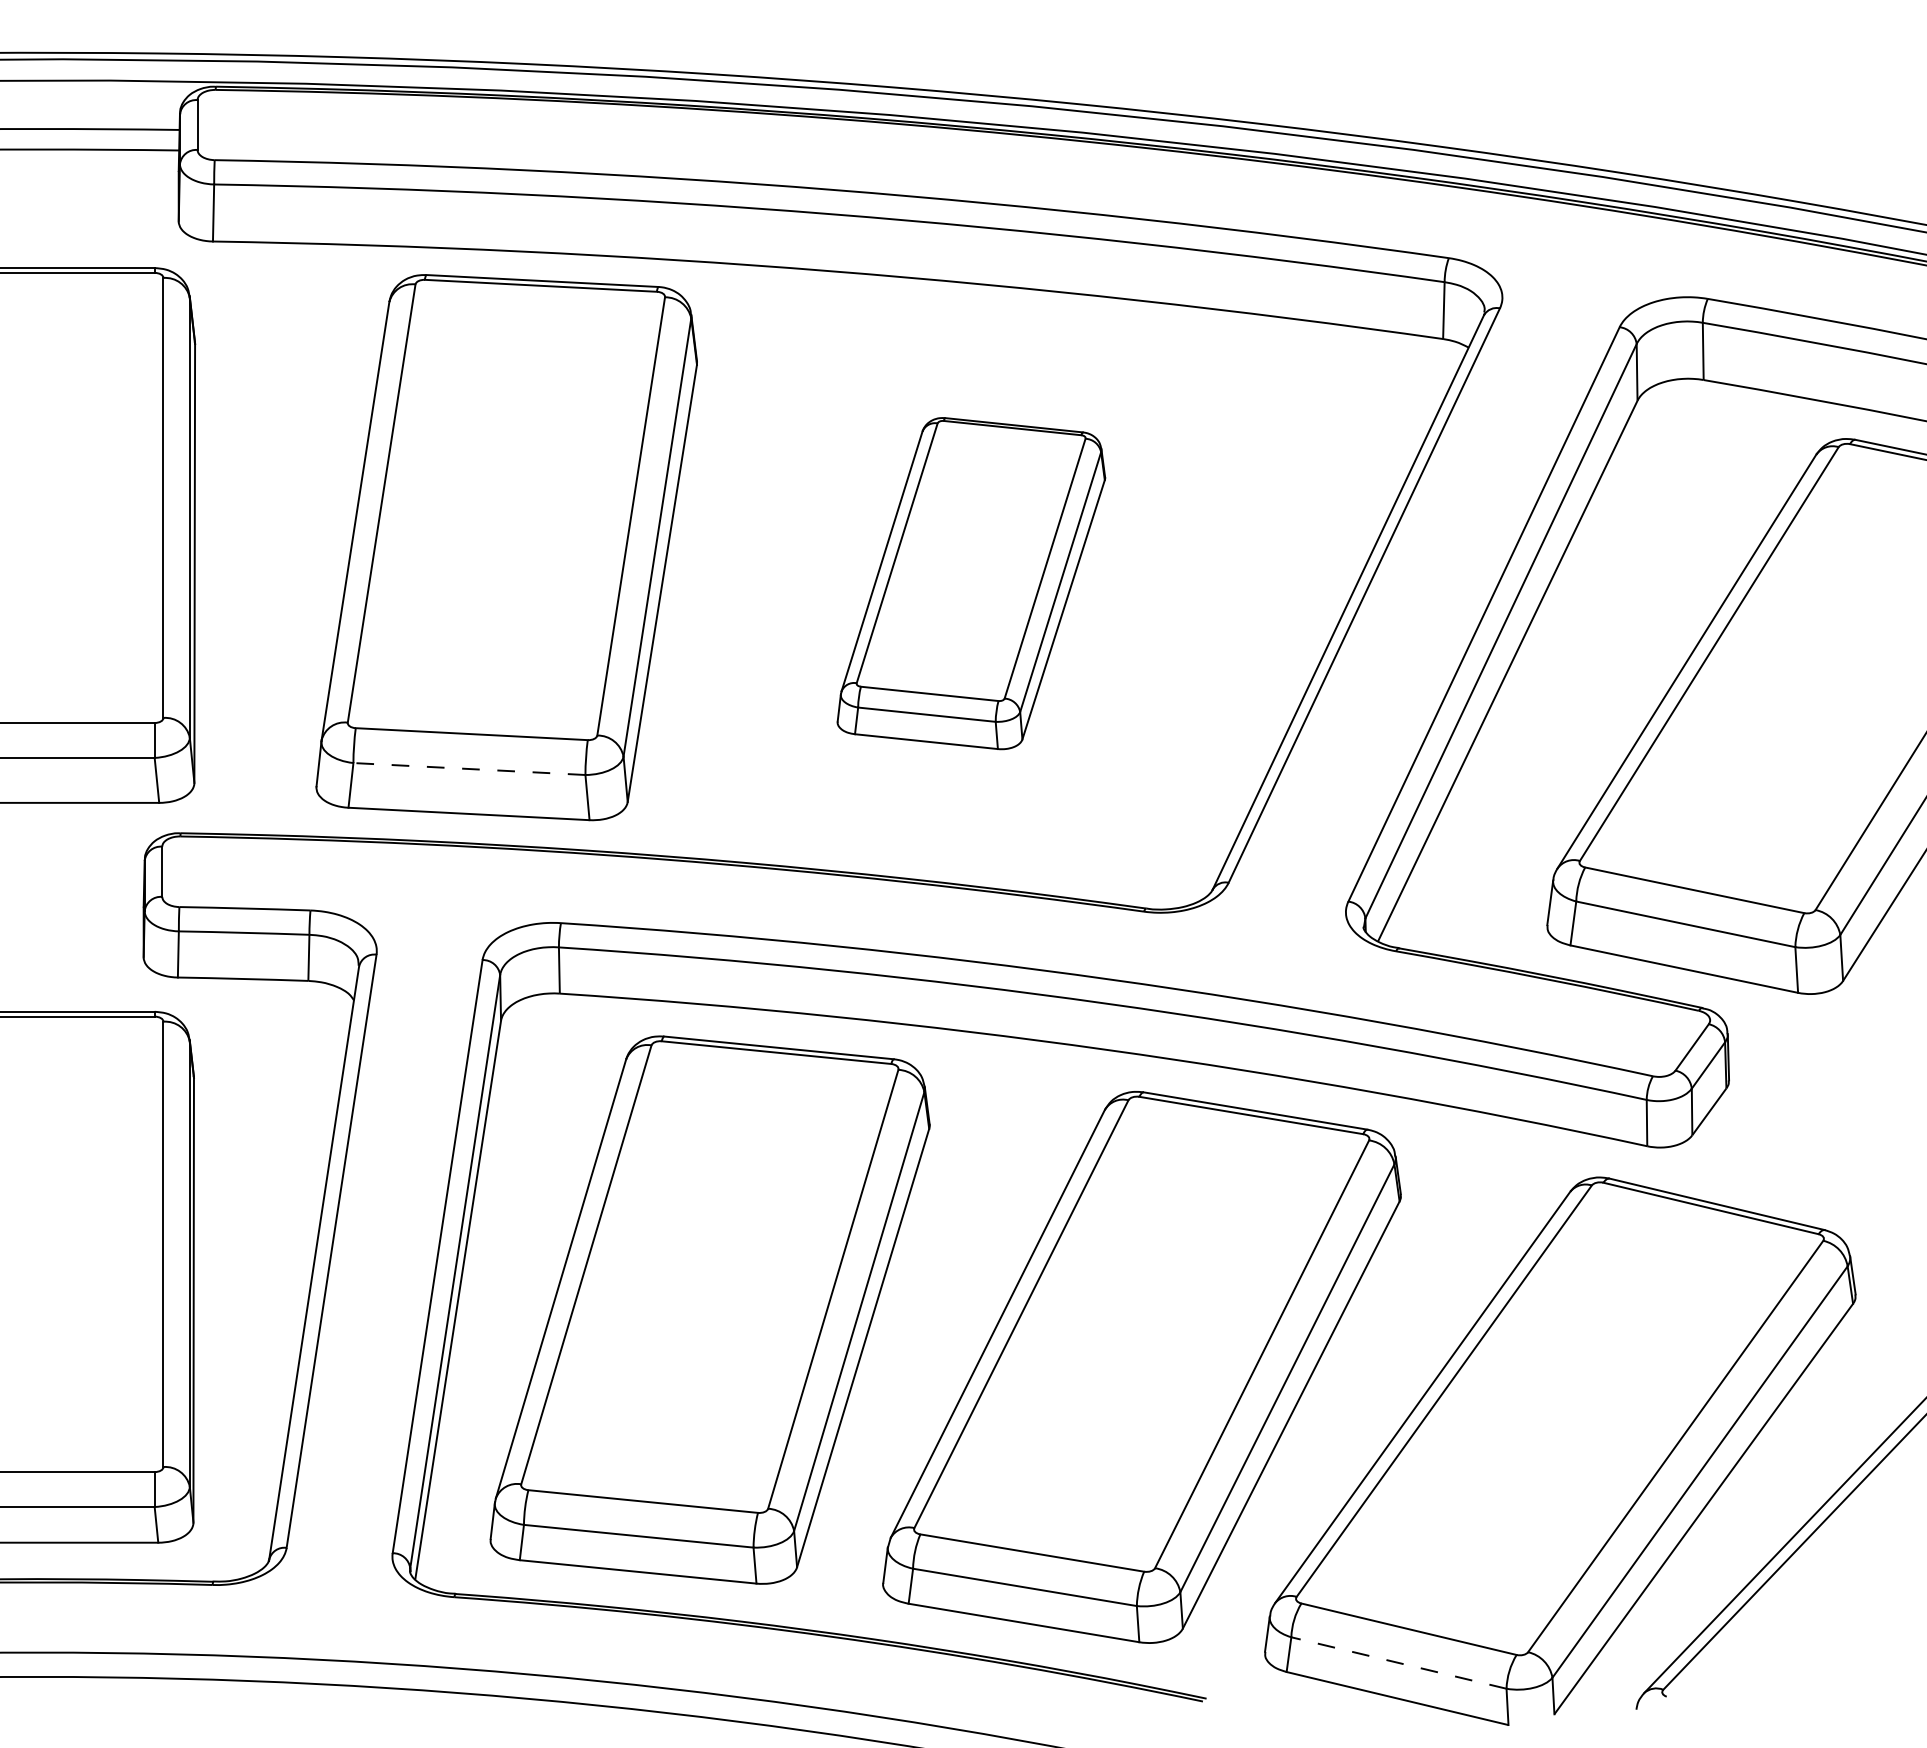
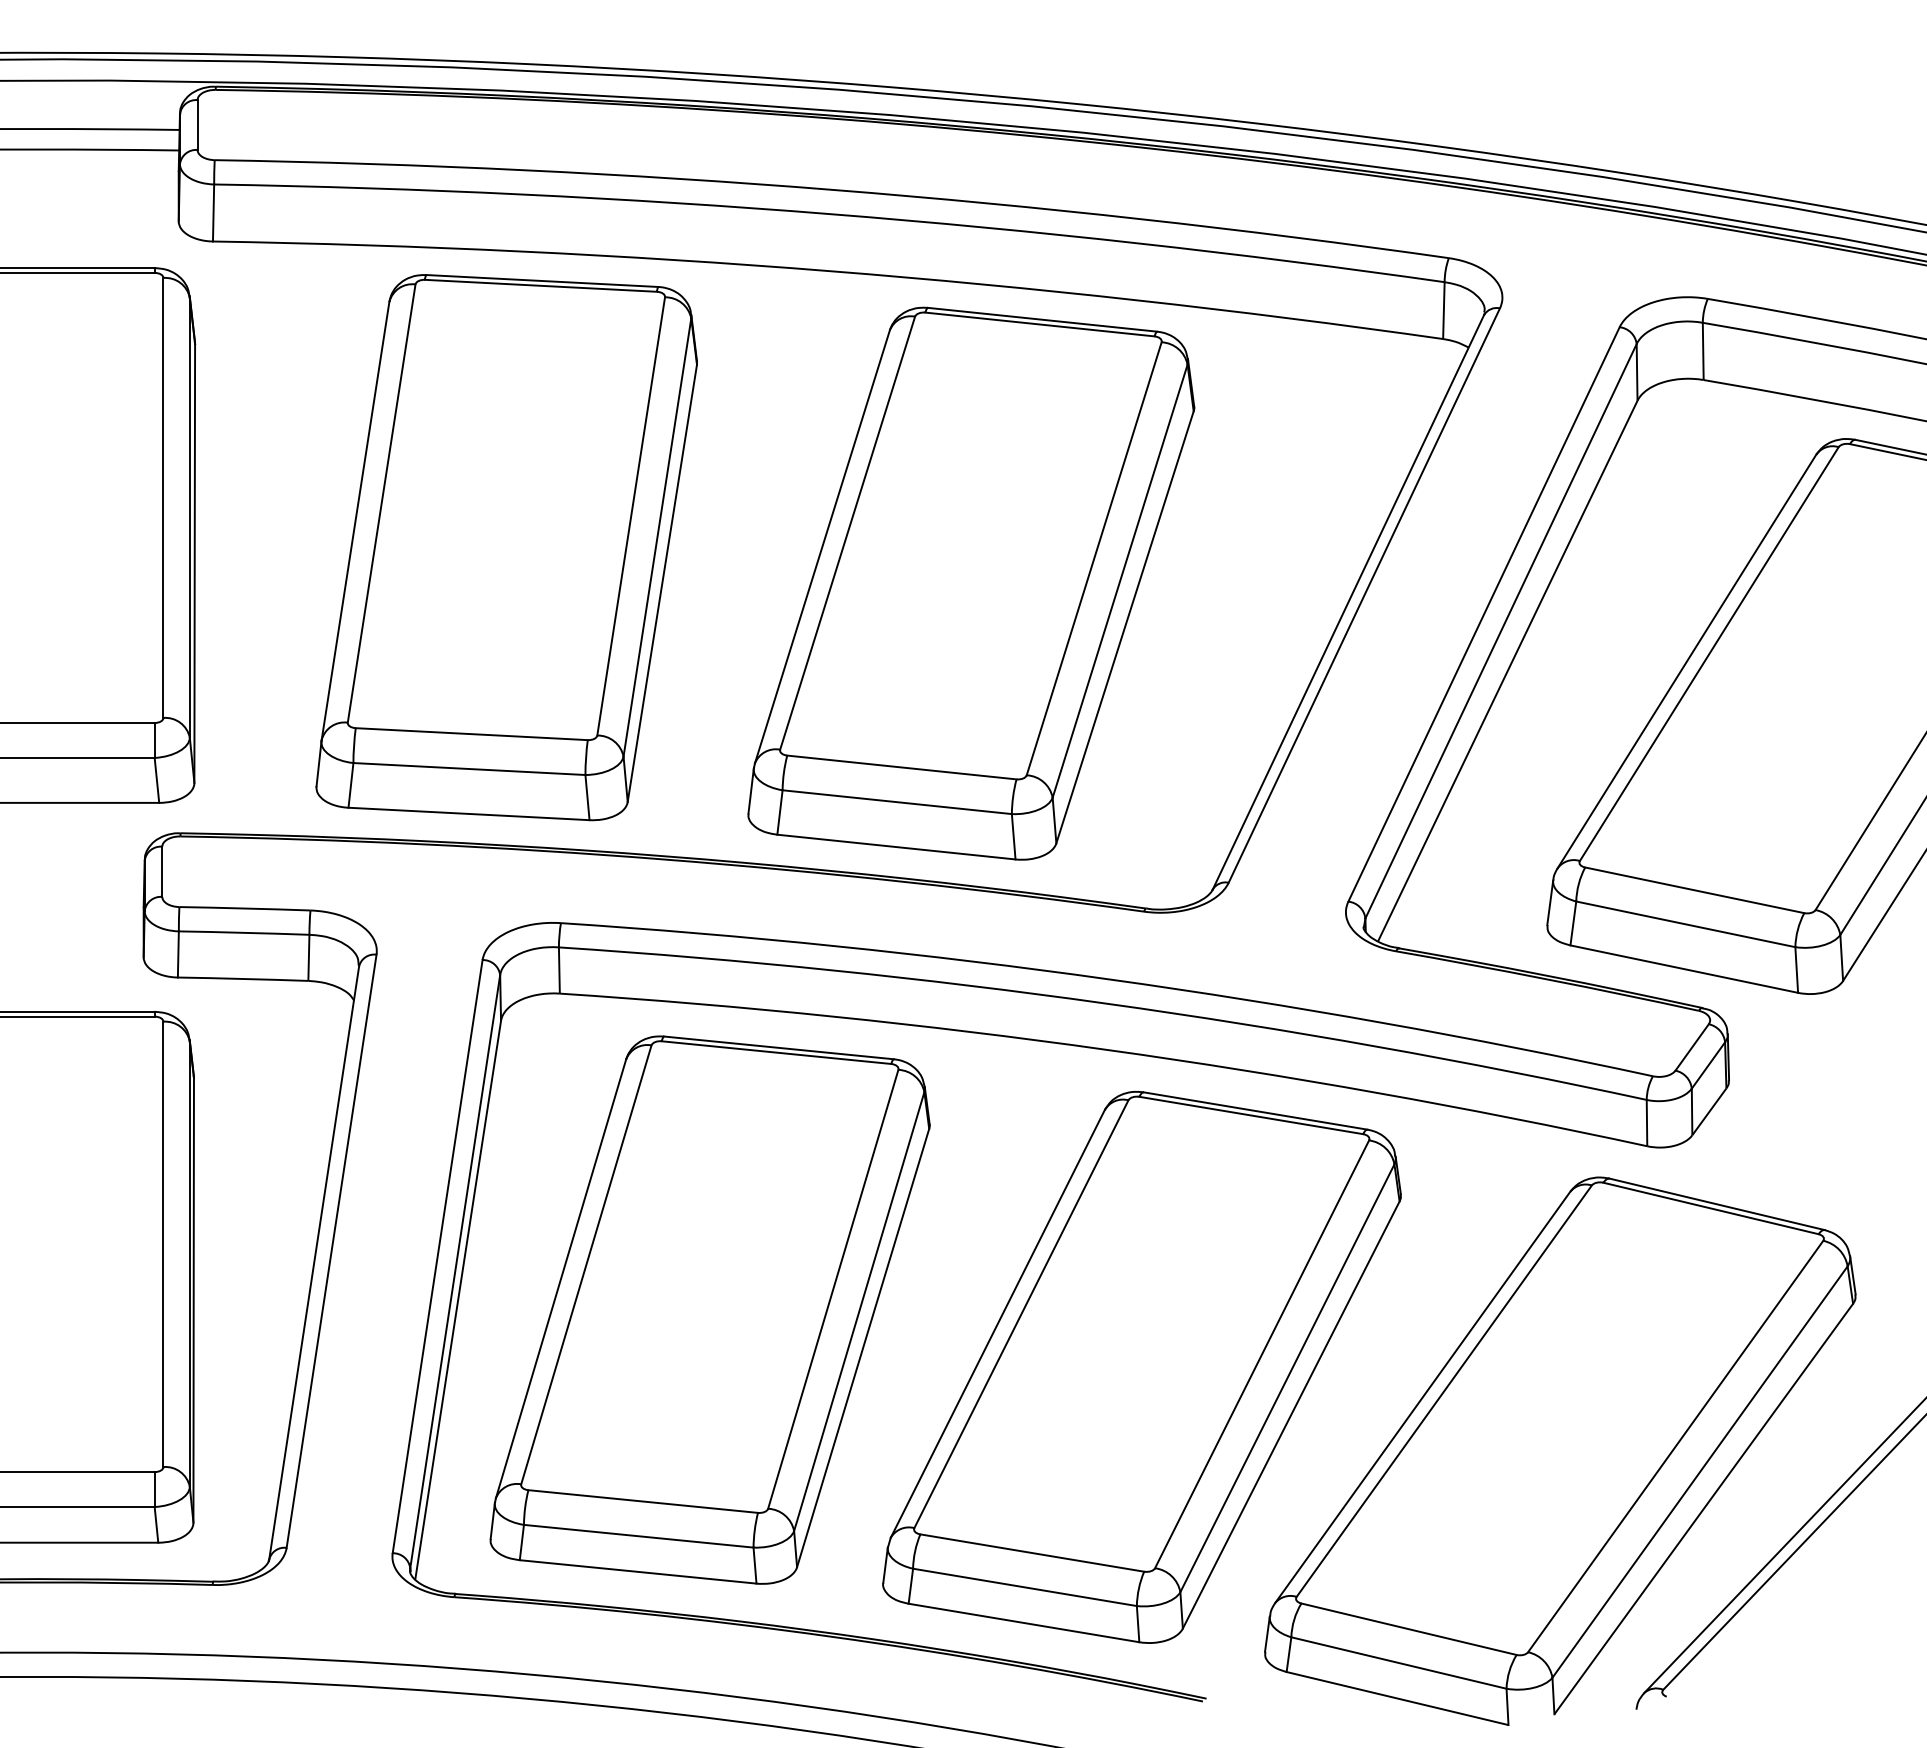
part size: 271x334 px -> 449x555 px (971, 583)
line: dashed -> solid (468, 769)
line: dashed -> solid (1398, 1663)
